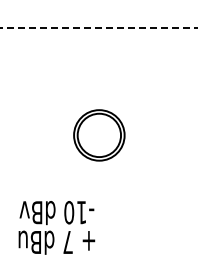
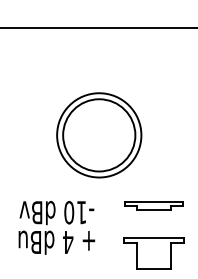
line: dashed -> solid (98, 27)
part size: 53x53 px -> 87x87 px (99, 135)
part: none -> present (153, 205)
text: 7 -> 4 (68, 242)
part: none -> present (153, 253)
